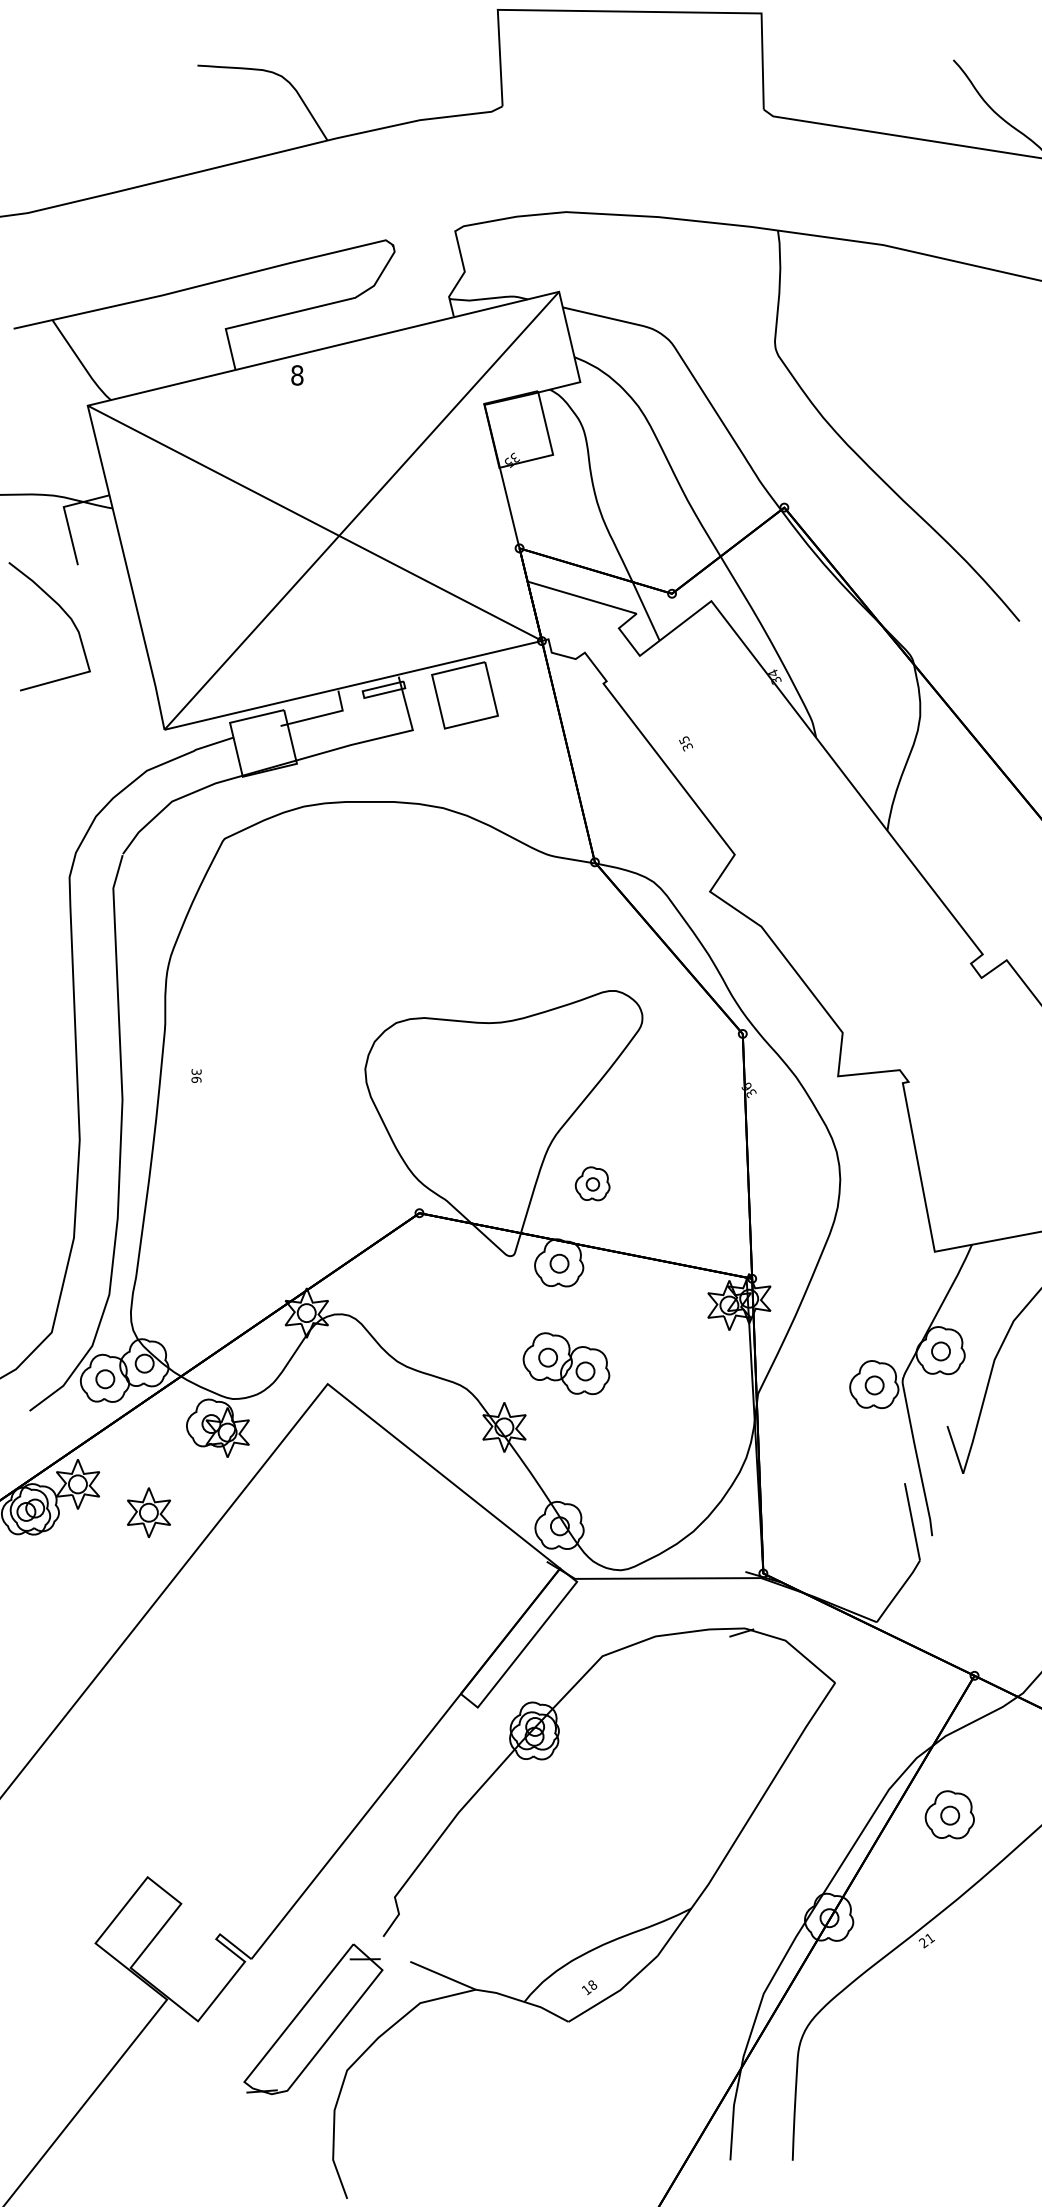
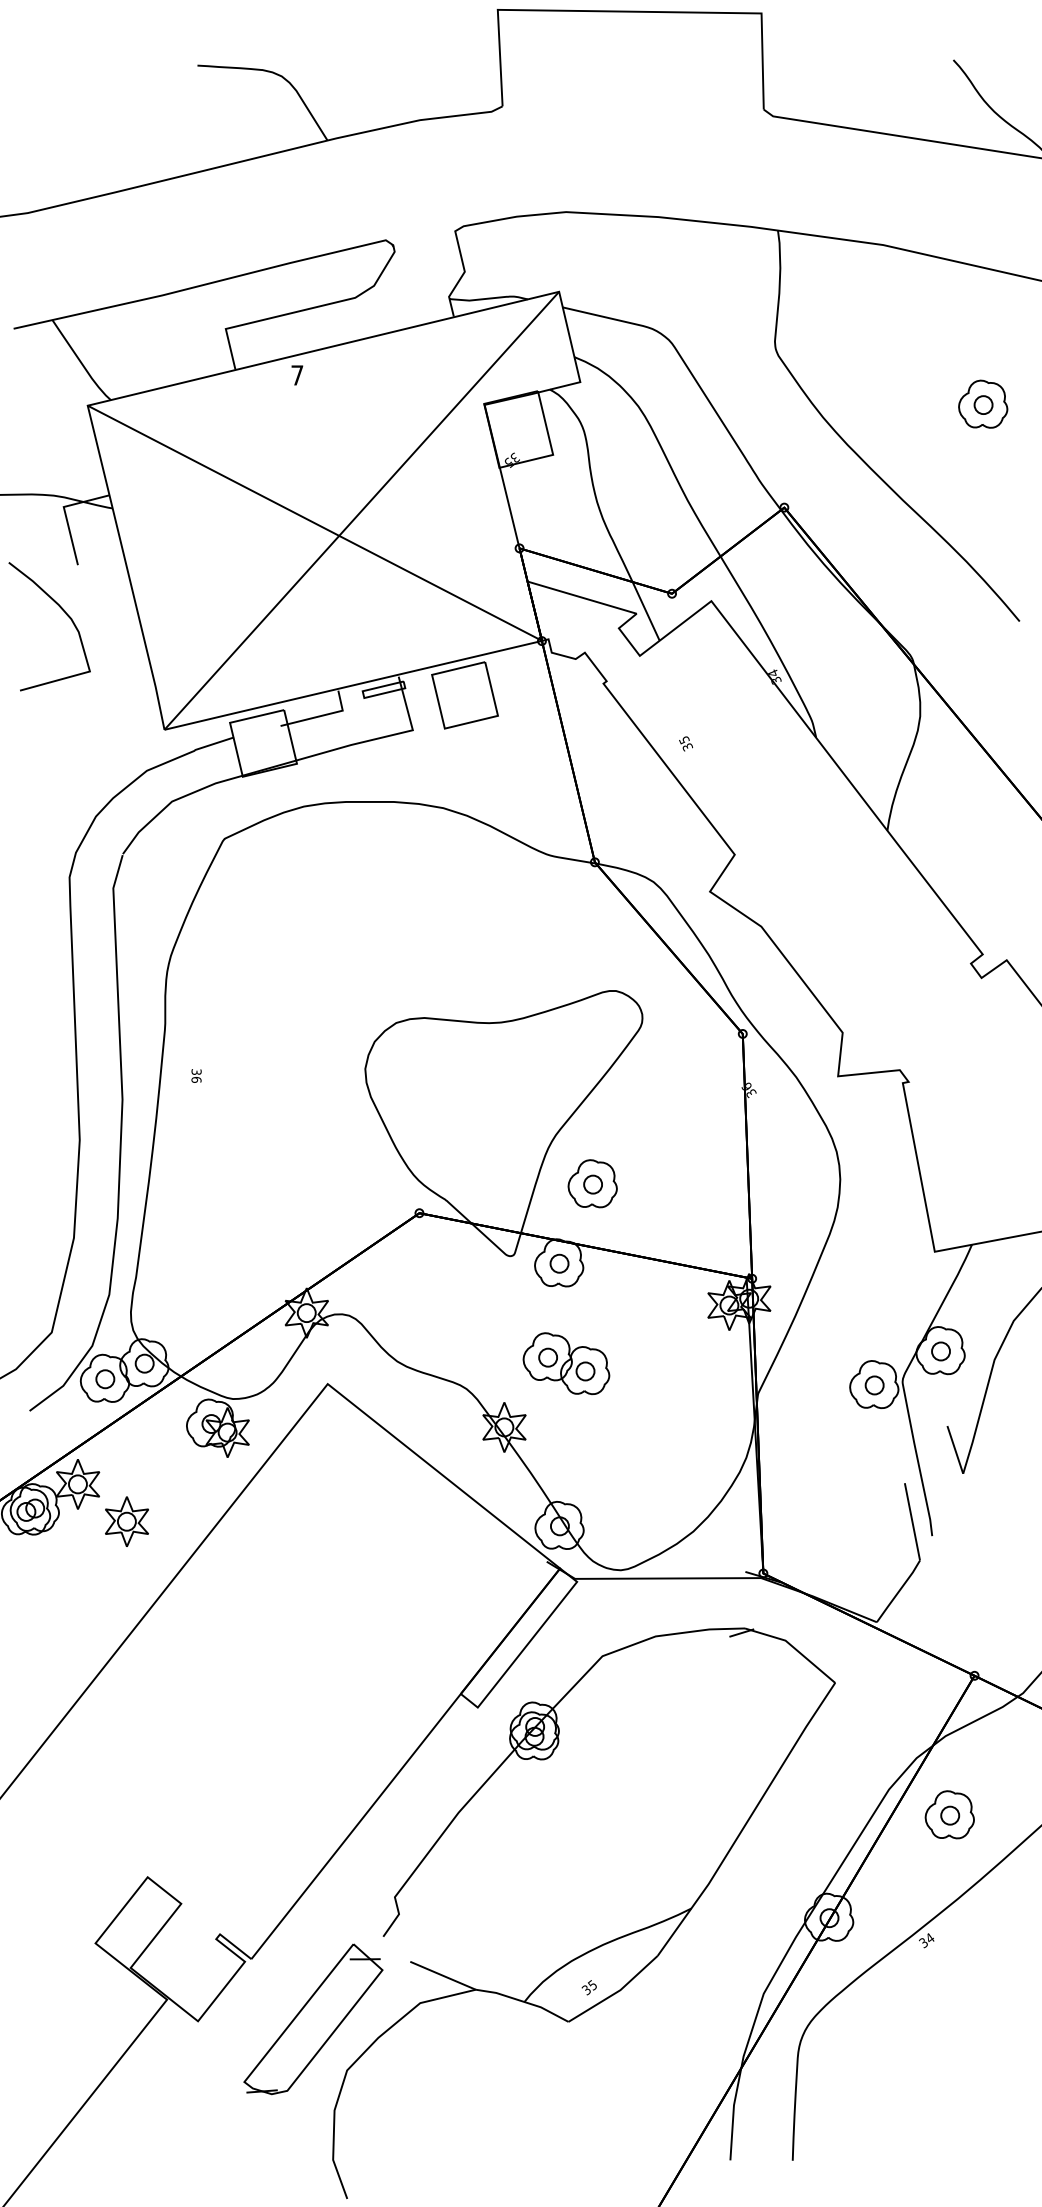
text: 8 -> 7 (297, 375)
part: none -> present (983, 403)
part size: 37x36 px -> 51x50 px (592, 1183)
part position: (148, 1512) -> (126, 1521) (126, 1521)
text: 21 -> 34 (926, 1940)
text: 18 -> 35 (589, 1987)
